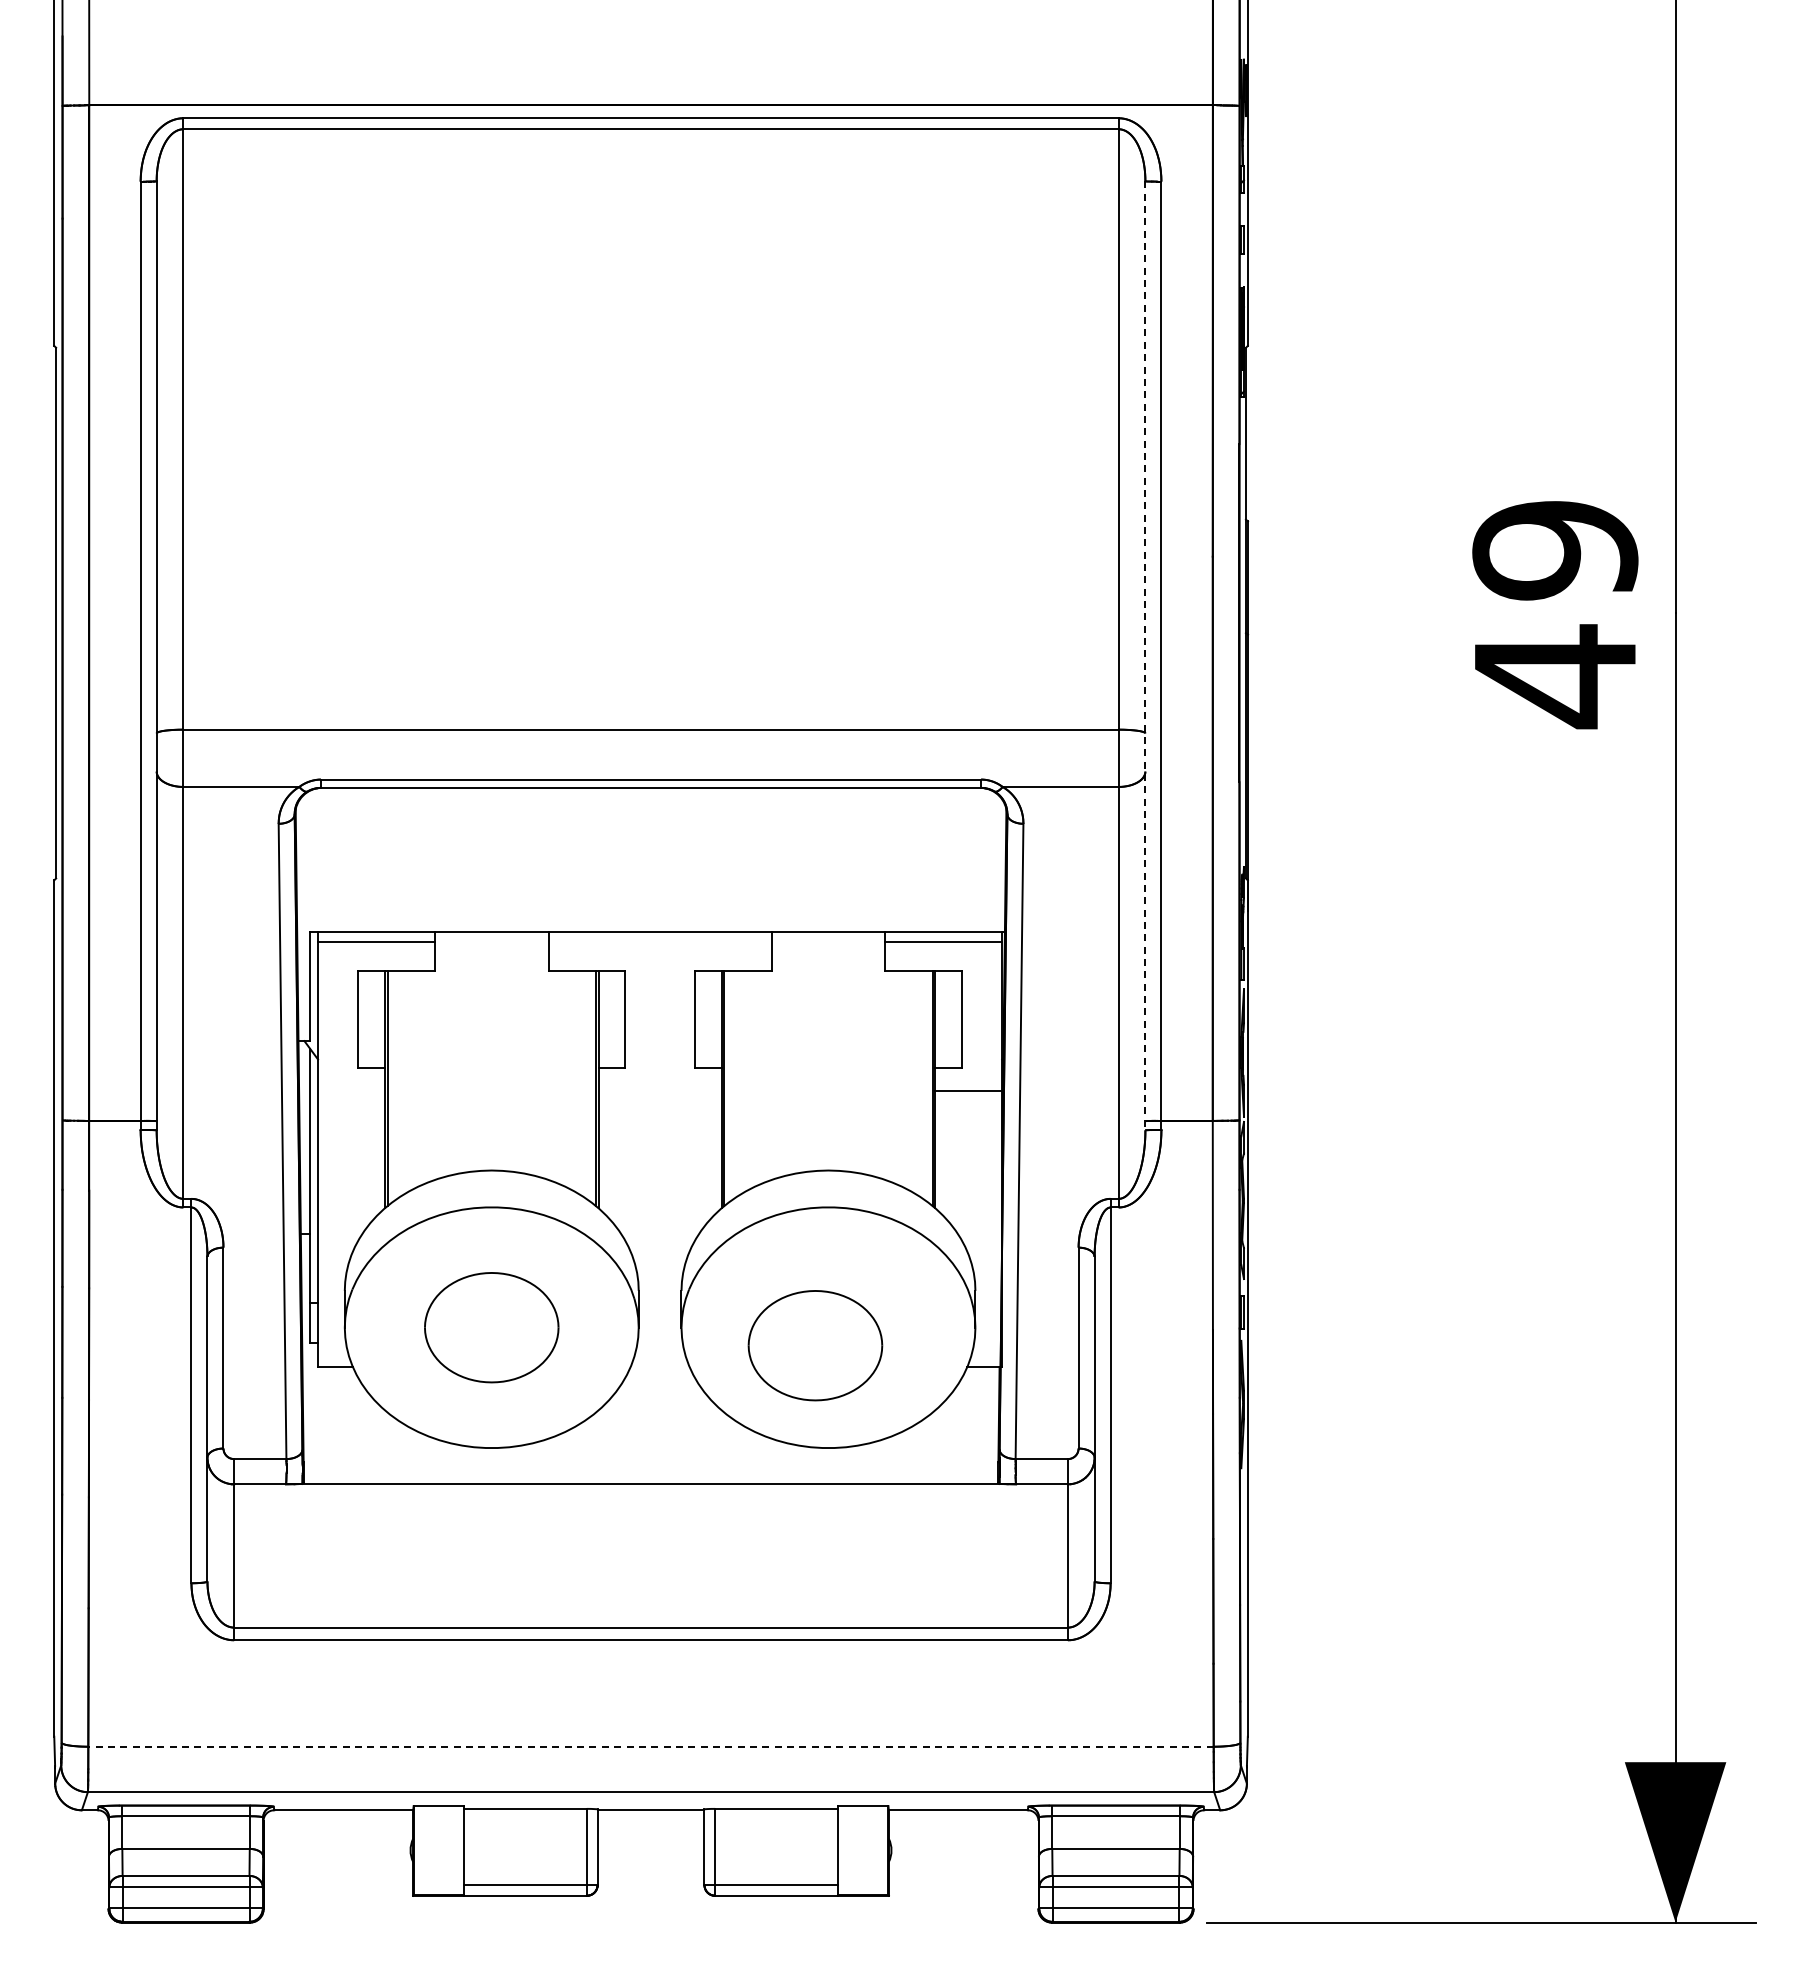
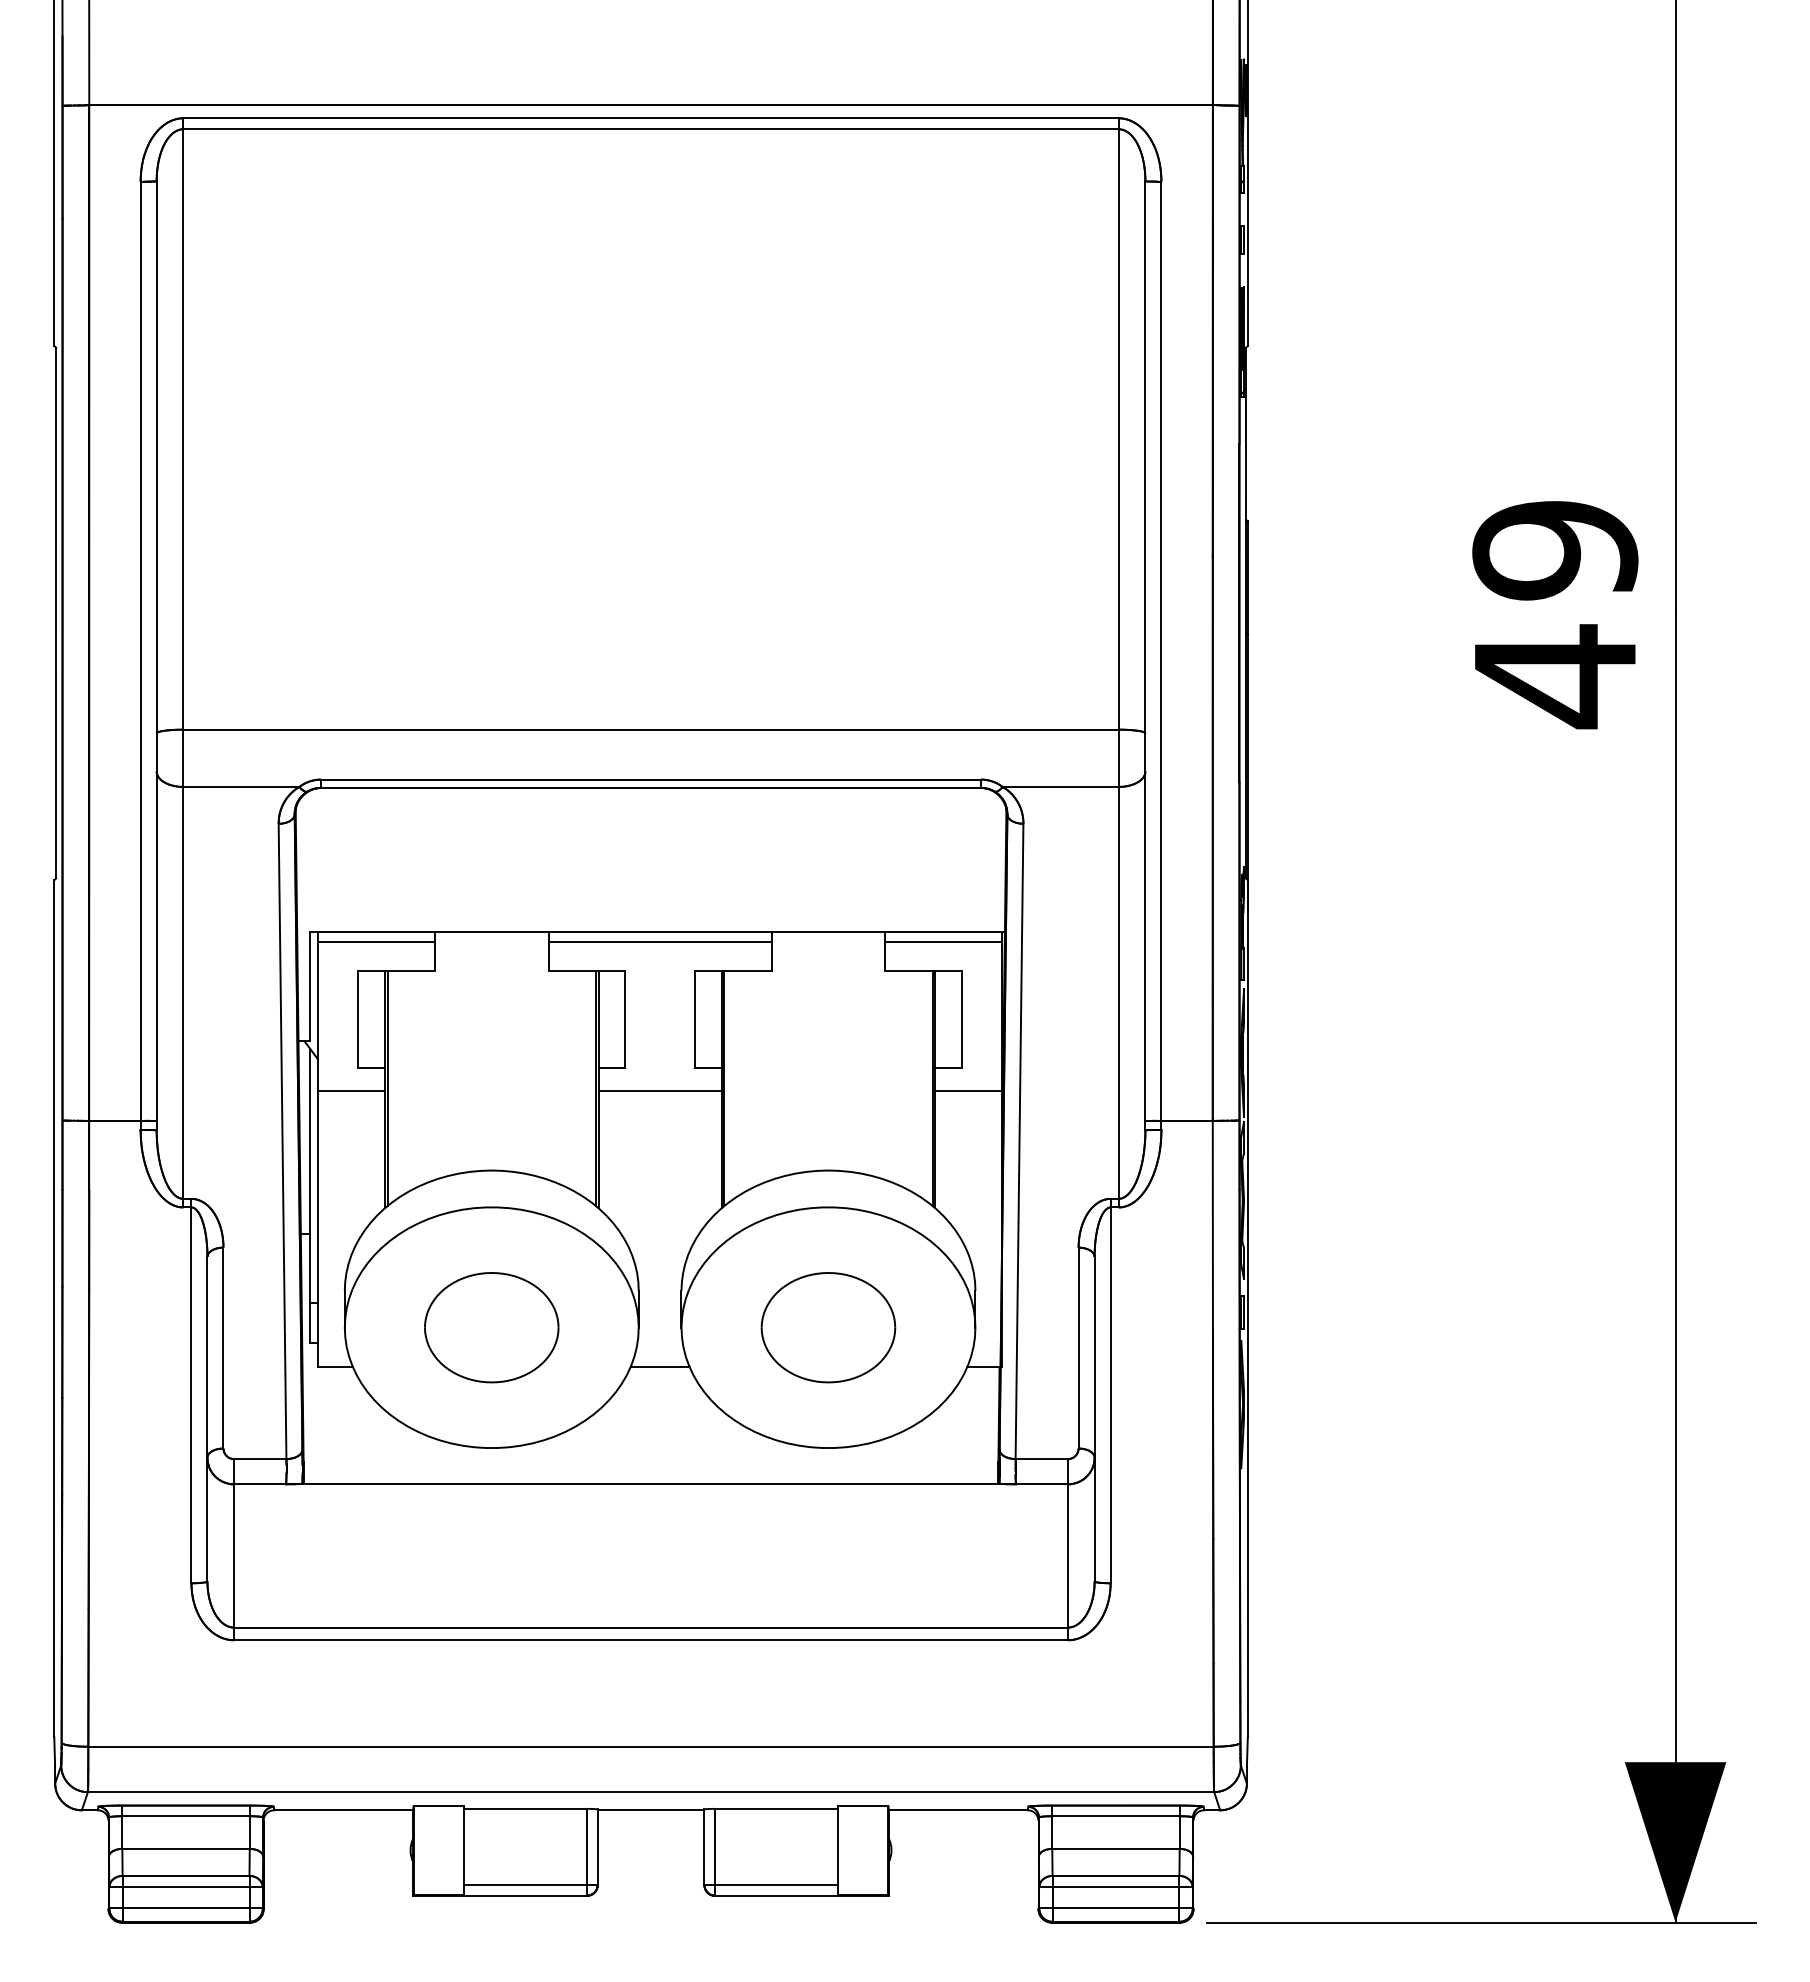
line: dashed -> solid (1145, 656)
line: none -> present (659, 942)
line: none -> present (351, 1091)
line: none -> present (659, 1091)
part position: (815, 1345) -> (828, 1327) (828, 1327)
line: none -> present (659, 1367)
line: dashed -> solid (651, 1746)
